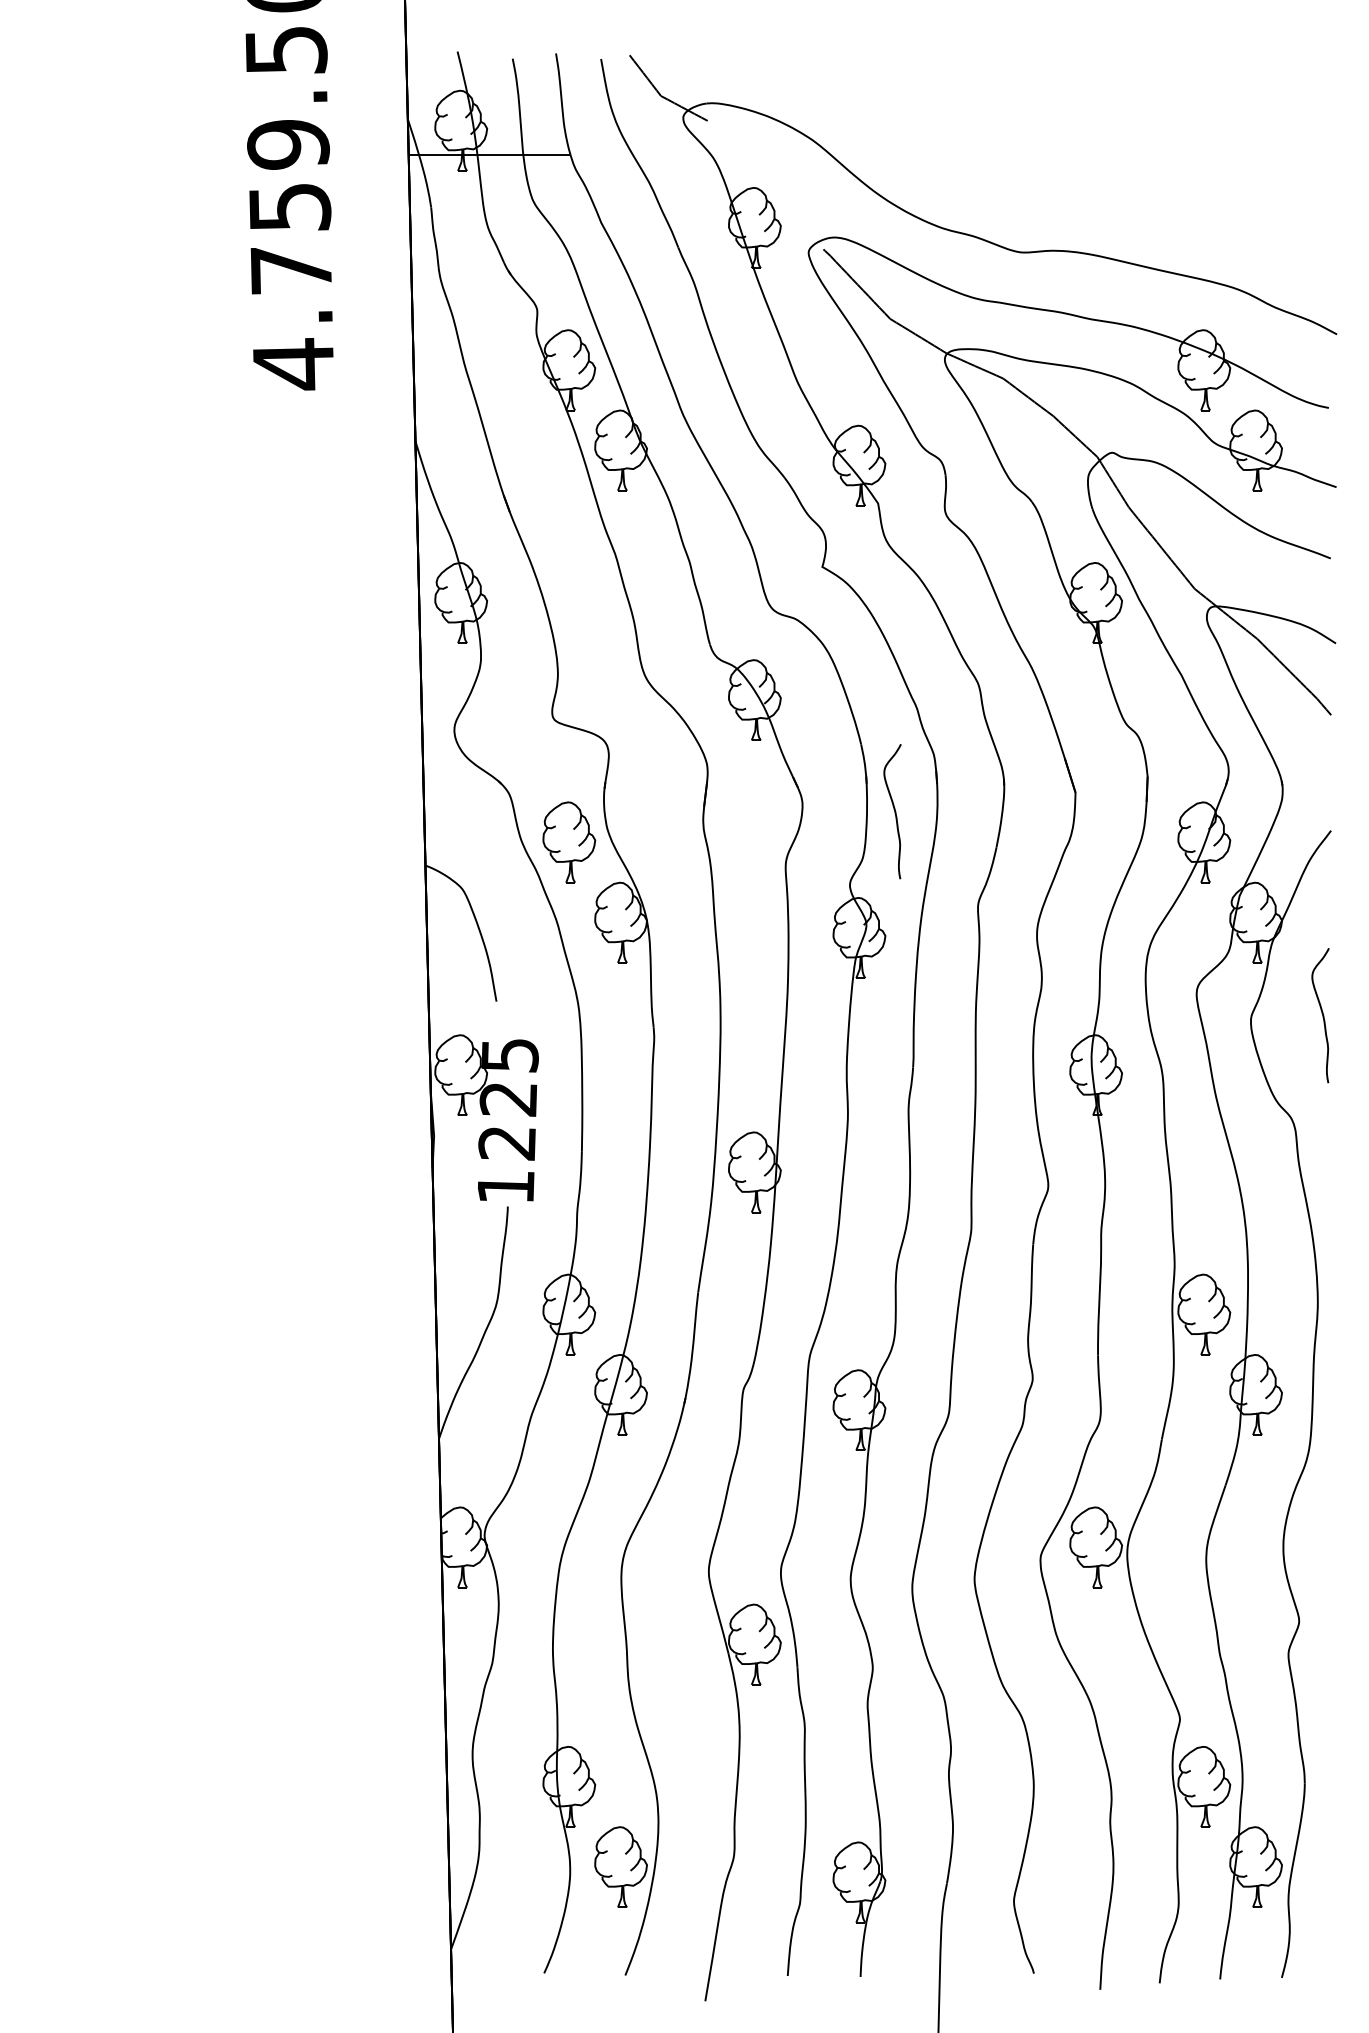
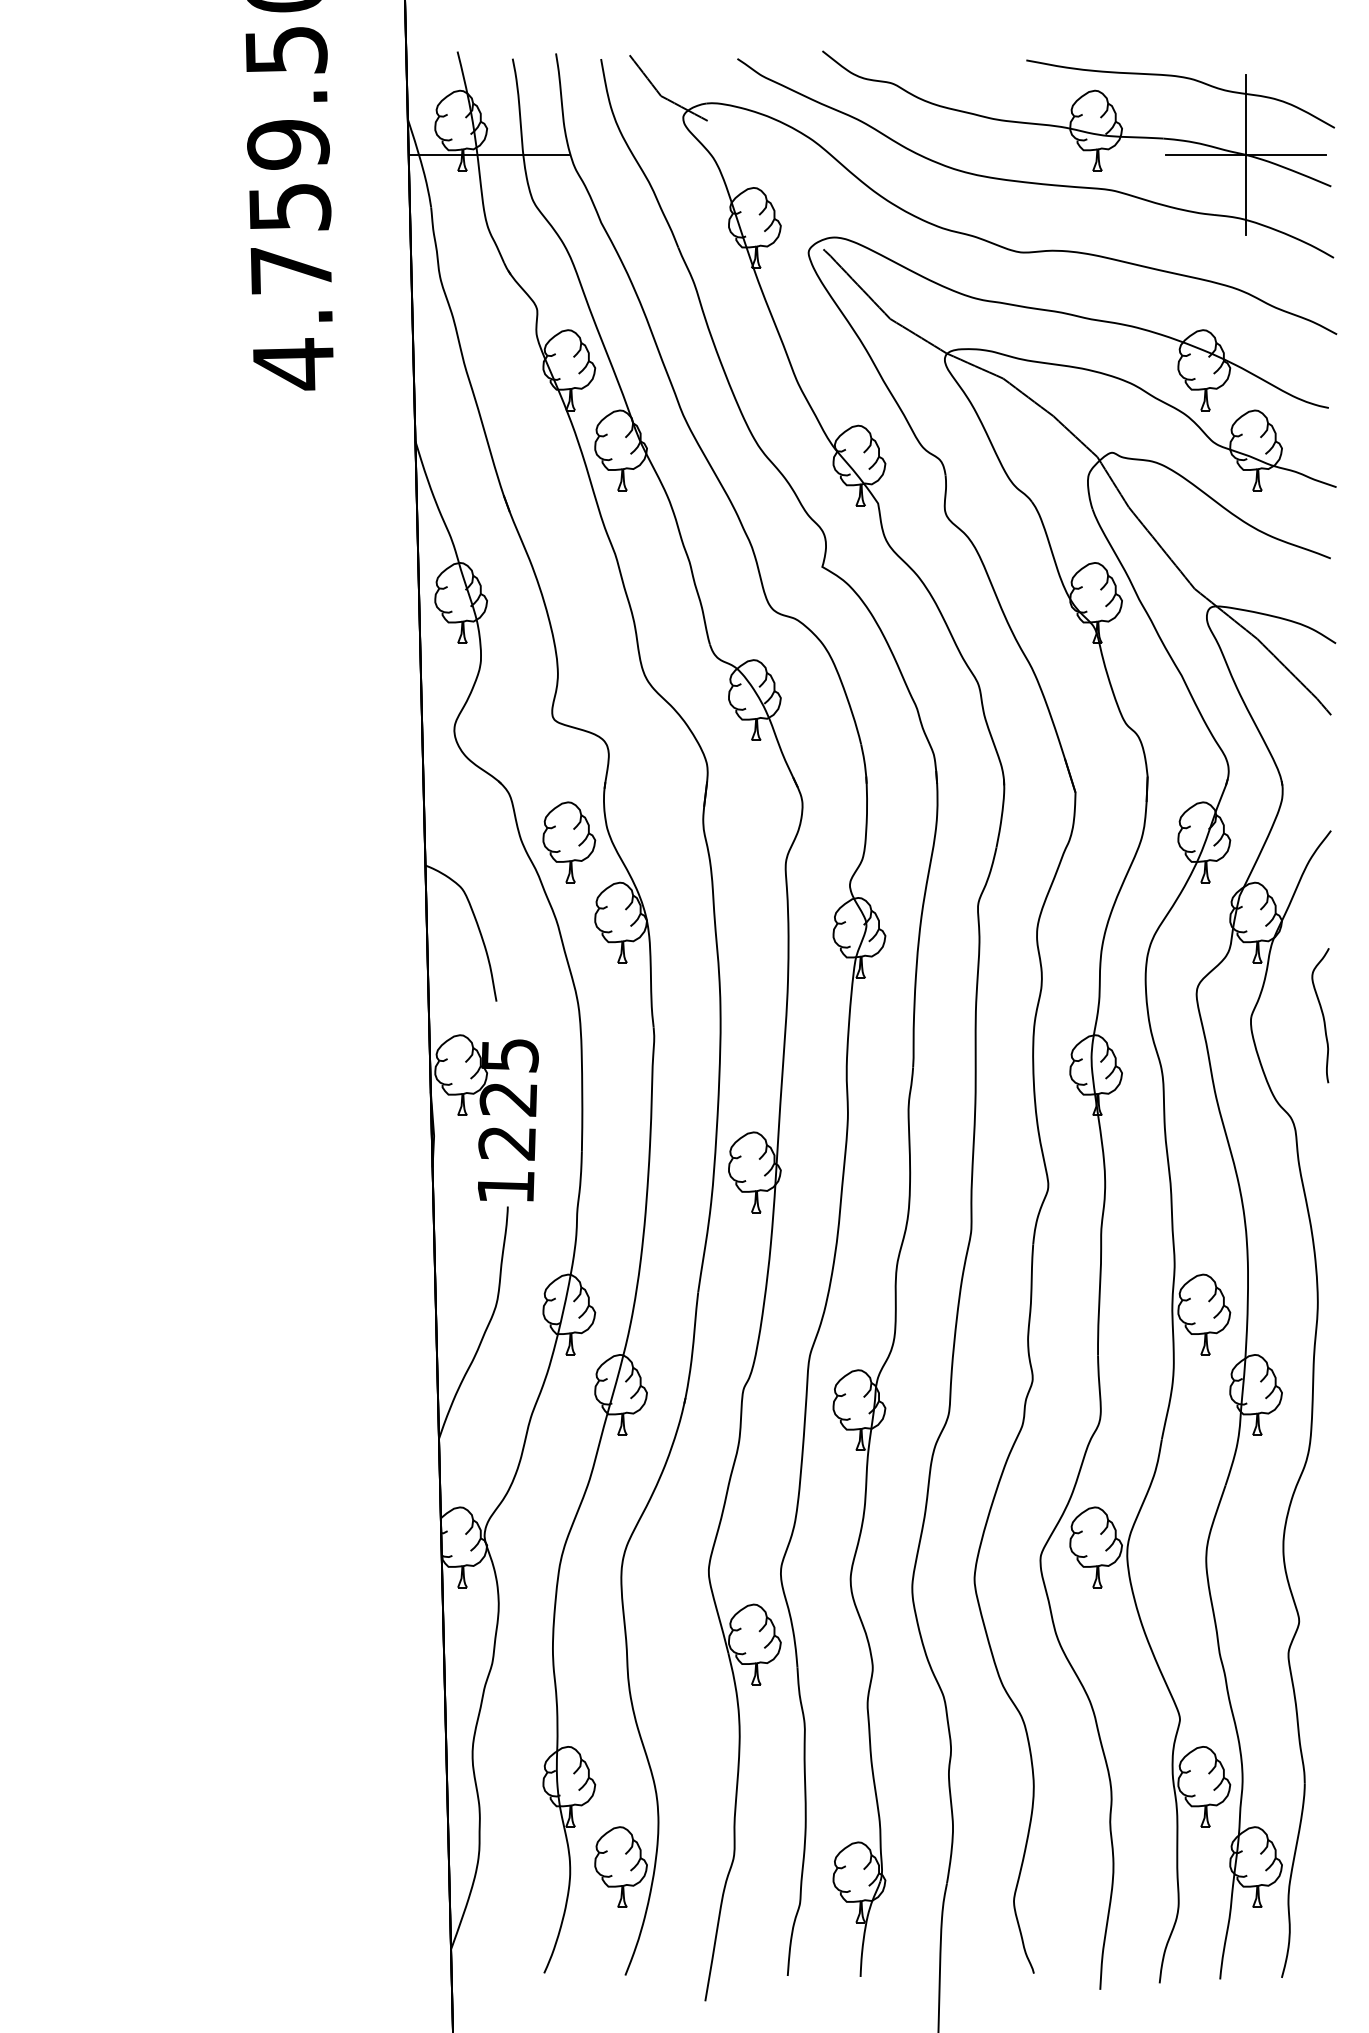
part: none -> present (1029, 181)
curve: present -> none (894, 811)
